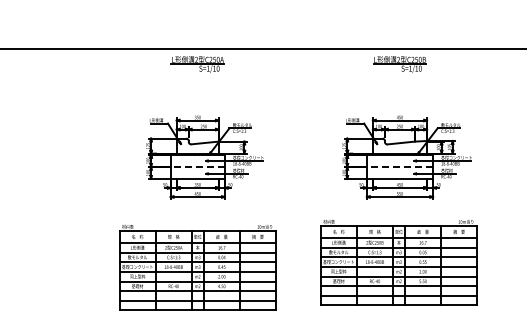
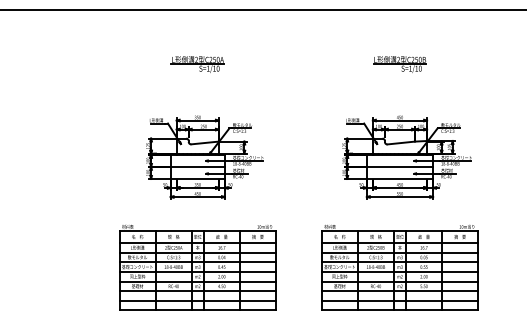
line position: (262, 48) -> (262, 9) (262, 9)
line: dashed -> solid (197, 166)
line: dashed -> solid (399, 166)
part position: (398, 262) -> (399, 267) (399, 267)
